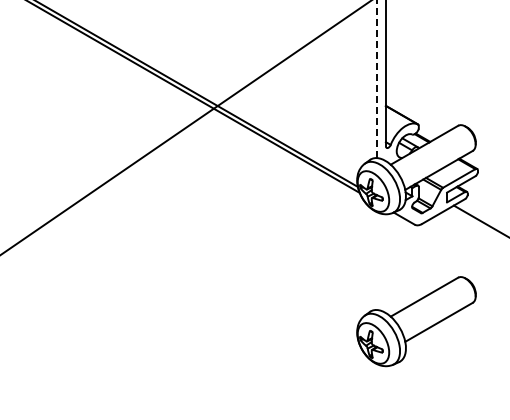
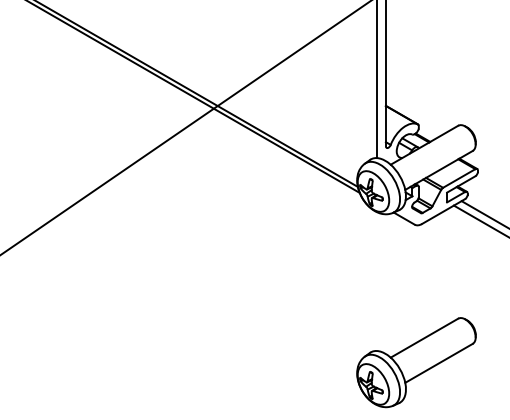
line: dashed -> solid (376, 79)
line: none -> present (483, 214)
part position: (416, 321) -> (416, 362) (416, 362)
